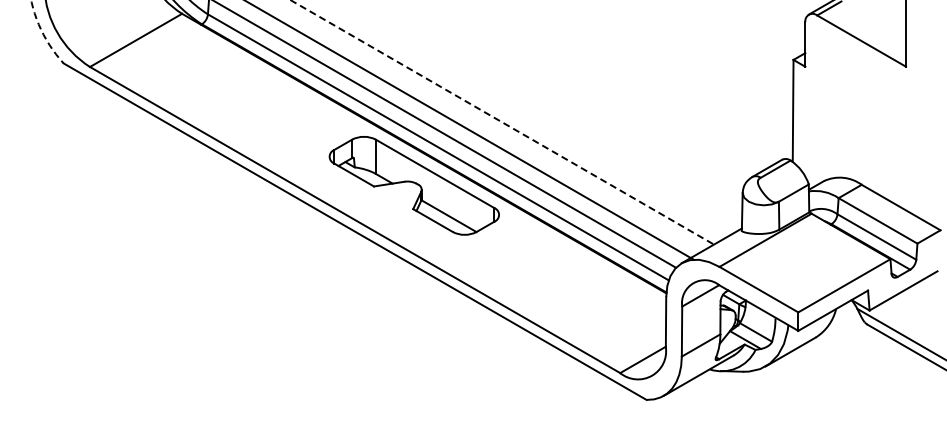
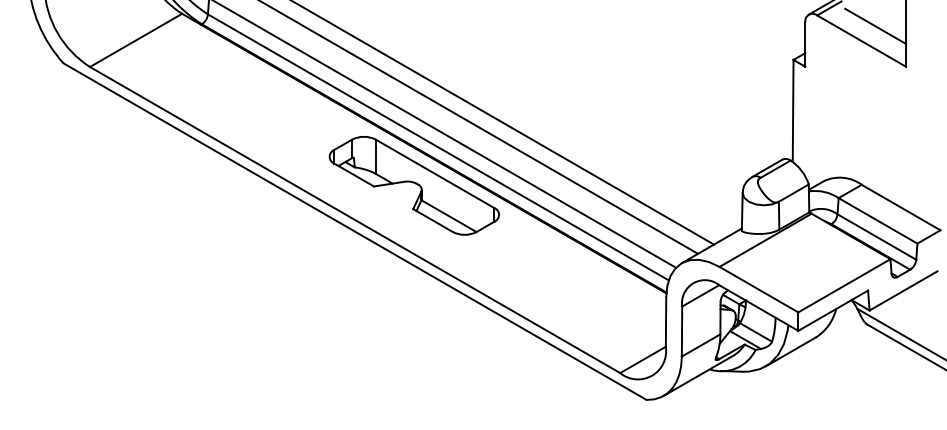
line: none -> present (875, 25)
arc: dashed -> solid (43, 34)
line: dashed -> solid (502, 122)
line position: (471, 130) -> (480, 127) (480, 127)
